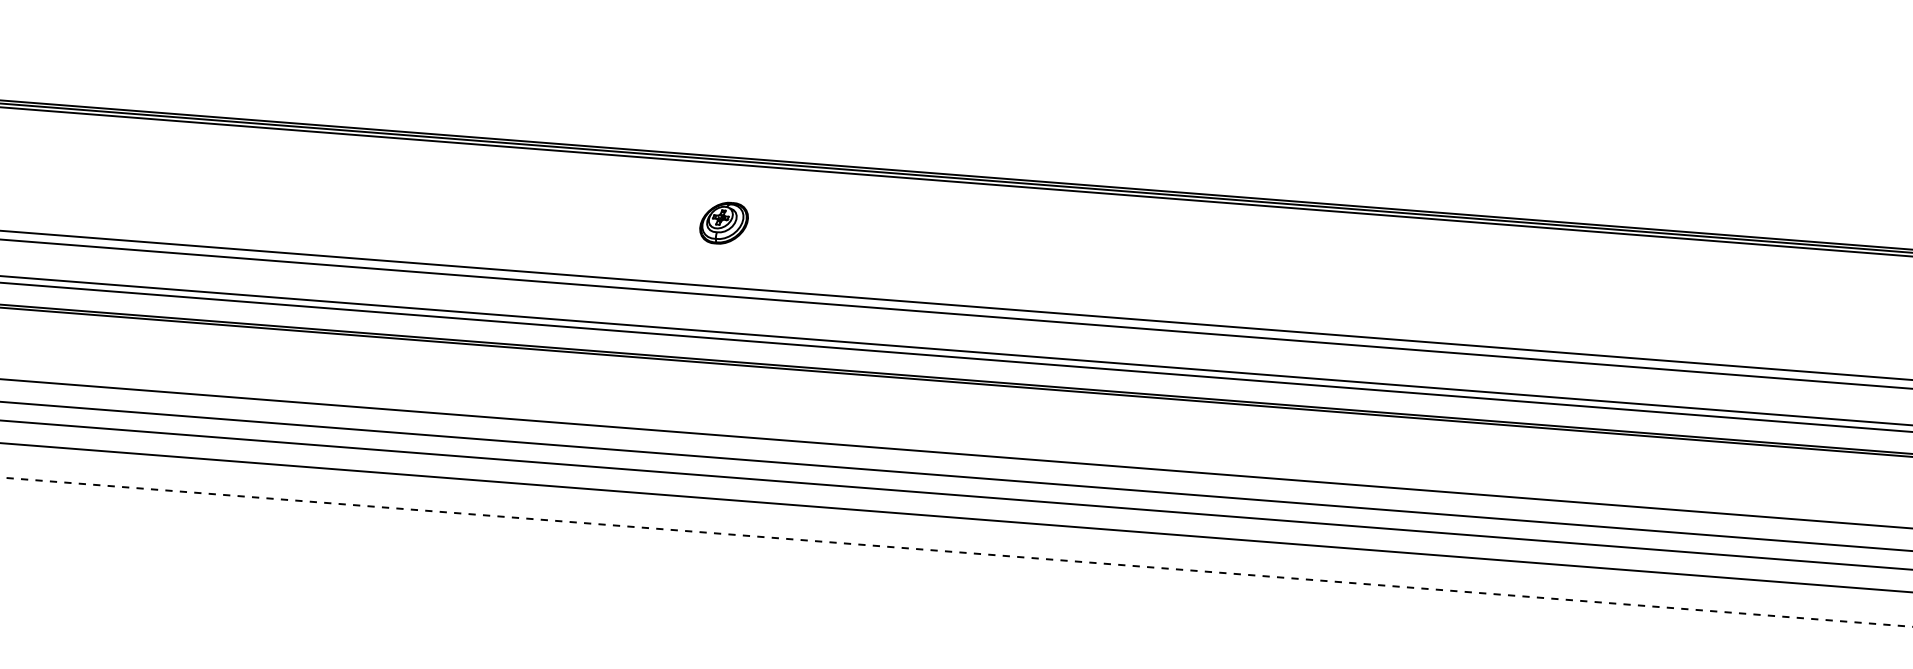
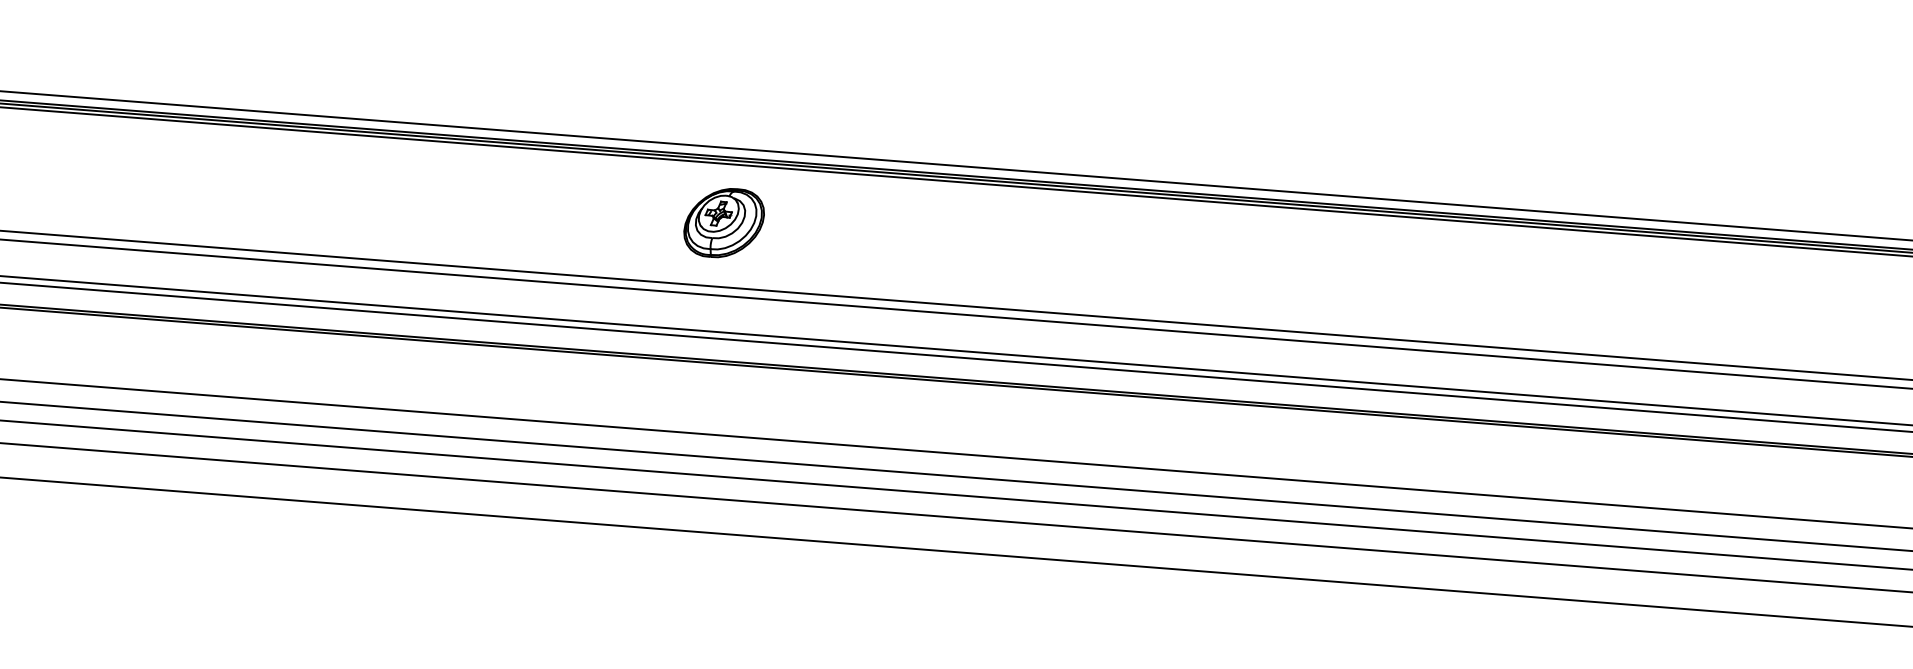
line: none -> present (955, 165)
part size: 50x44 px -> 82x71 px (723, 223)
line: dashed -> solid (956, 552)
